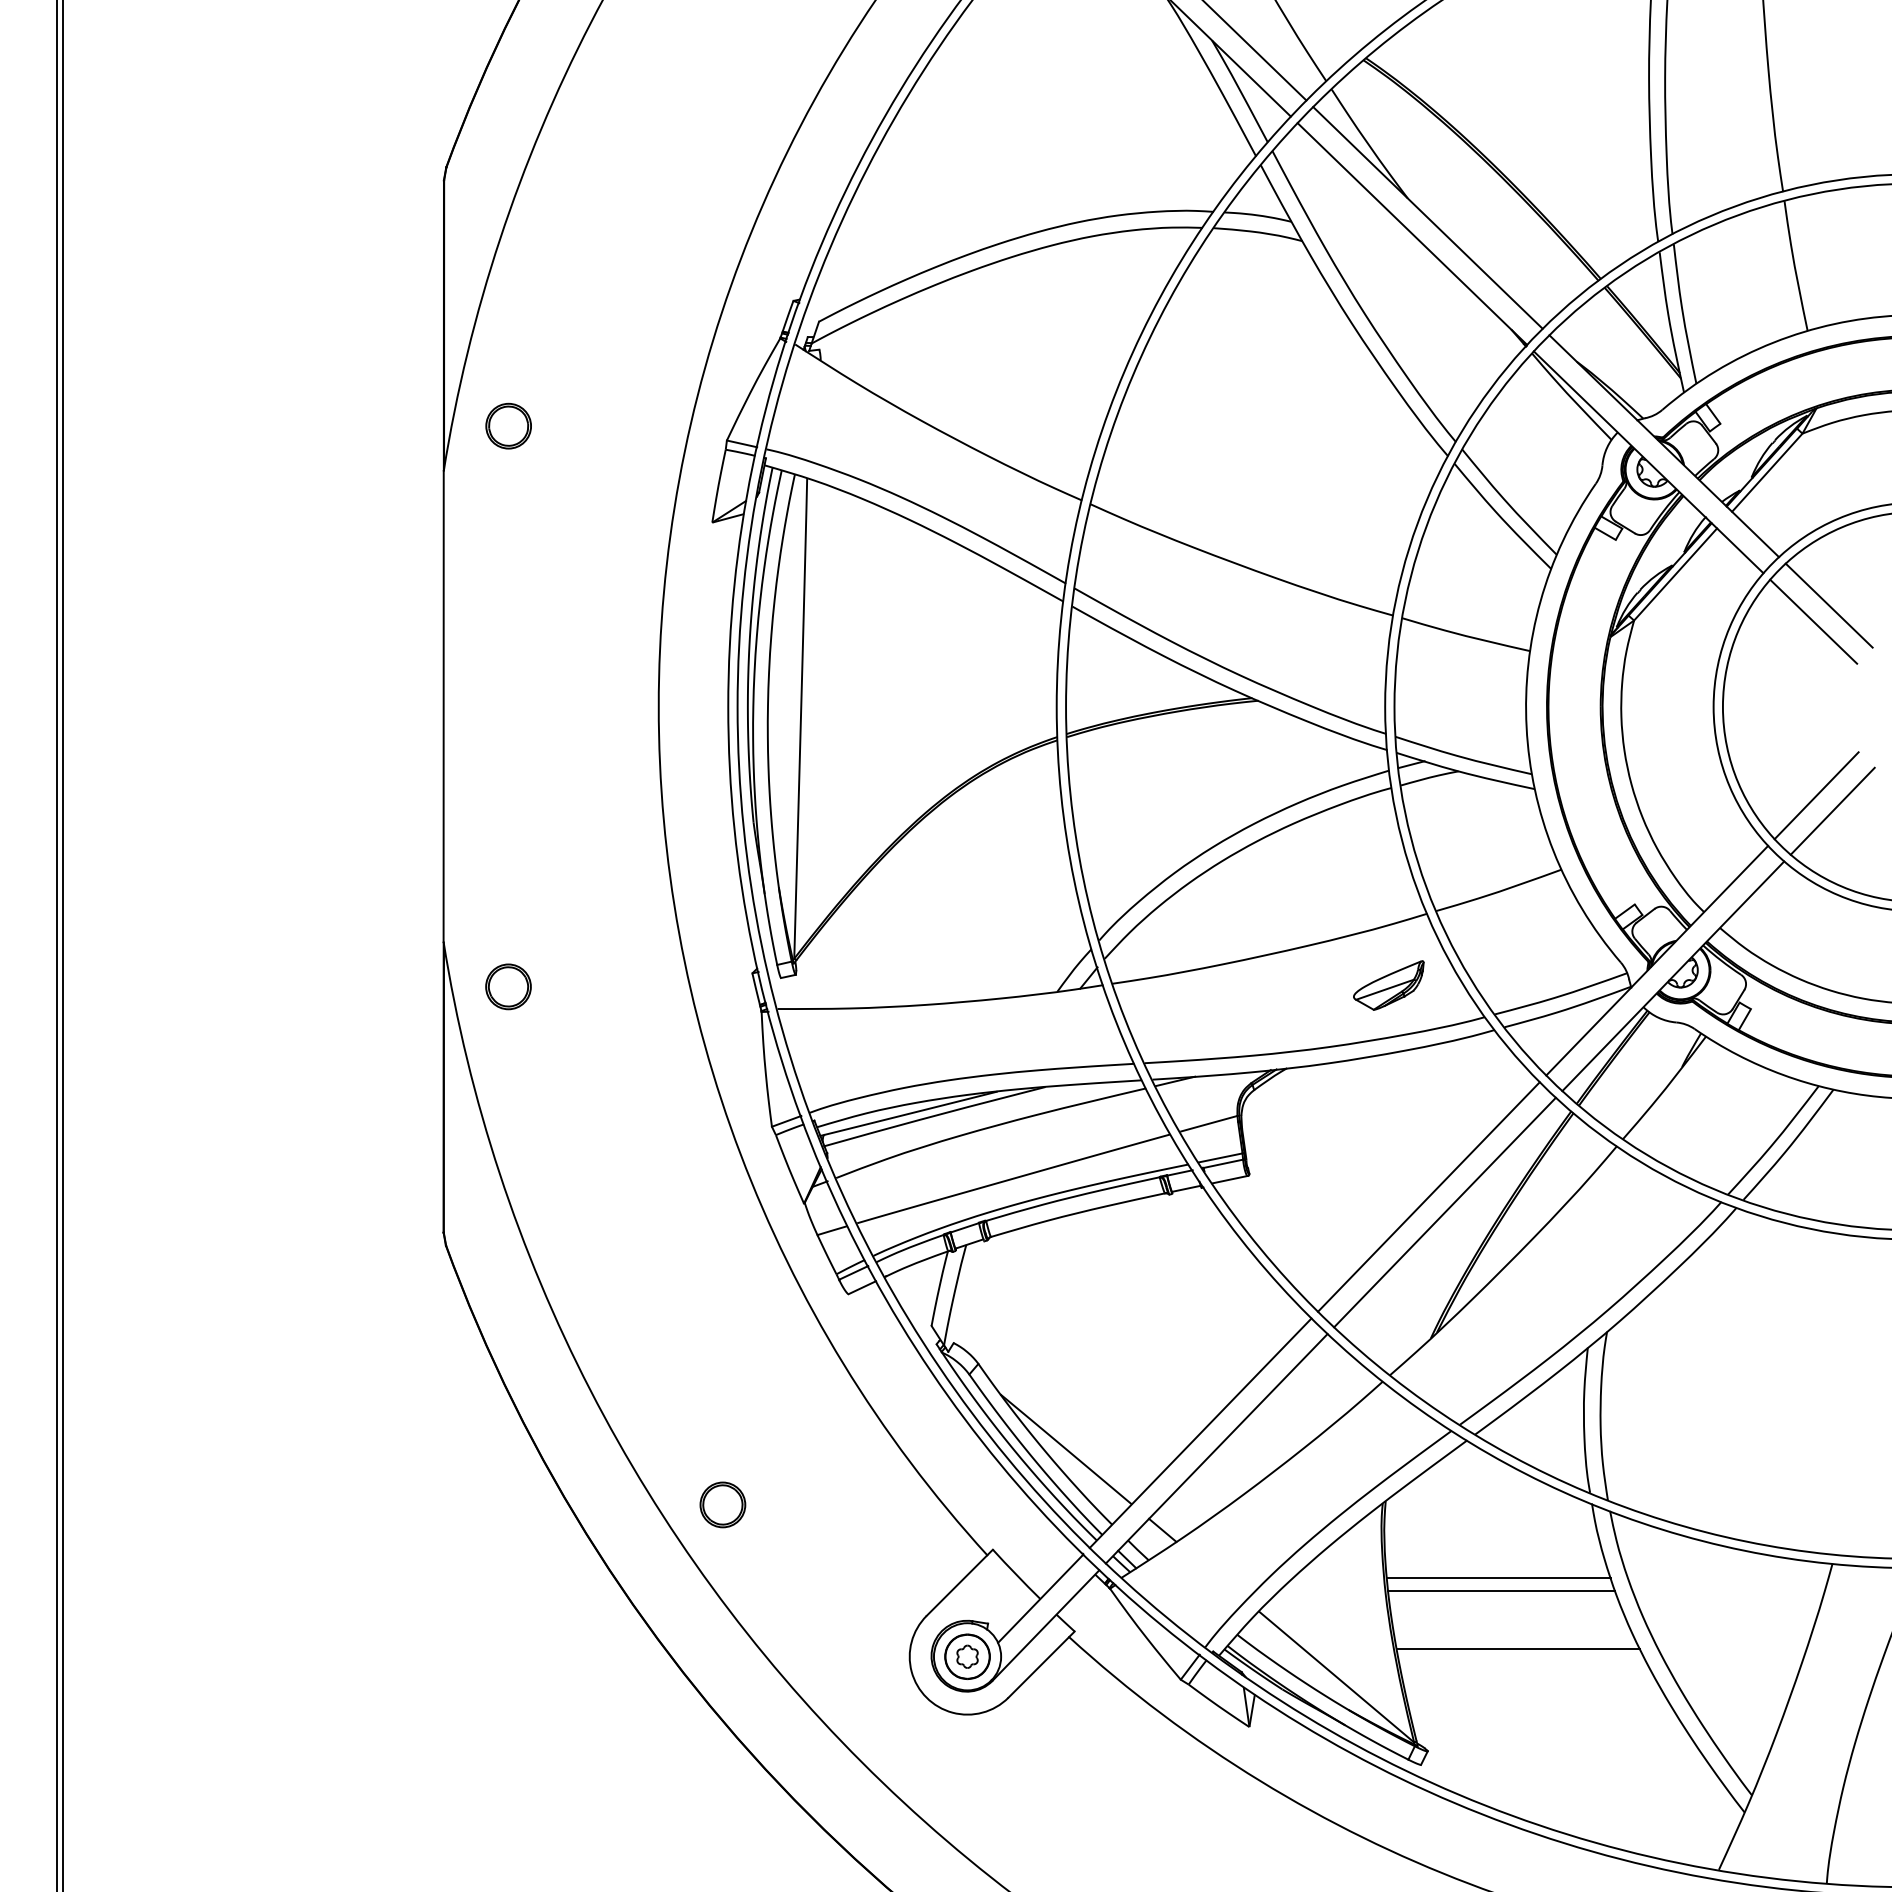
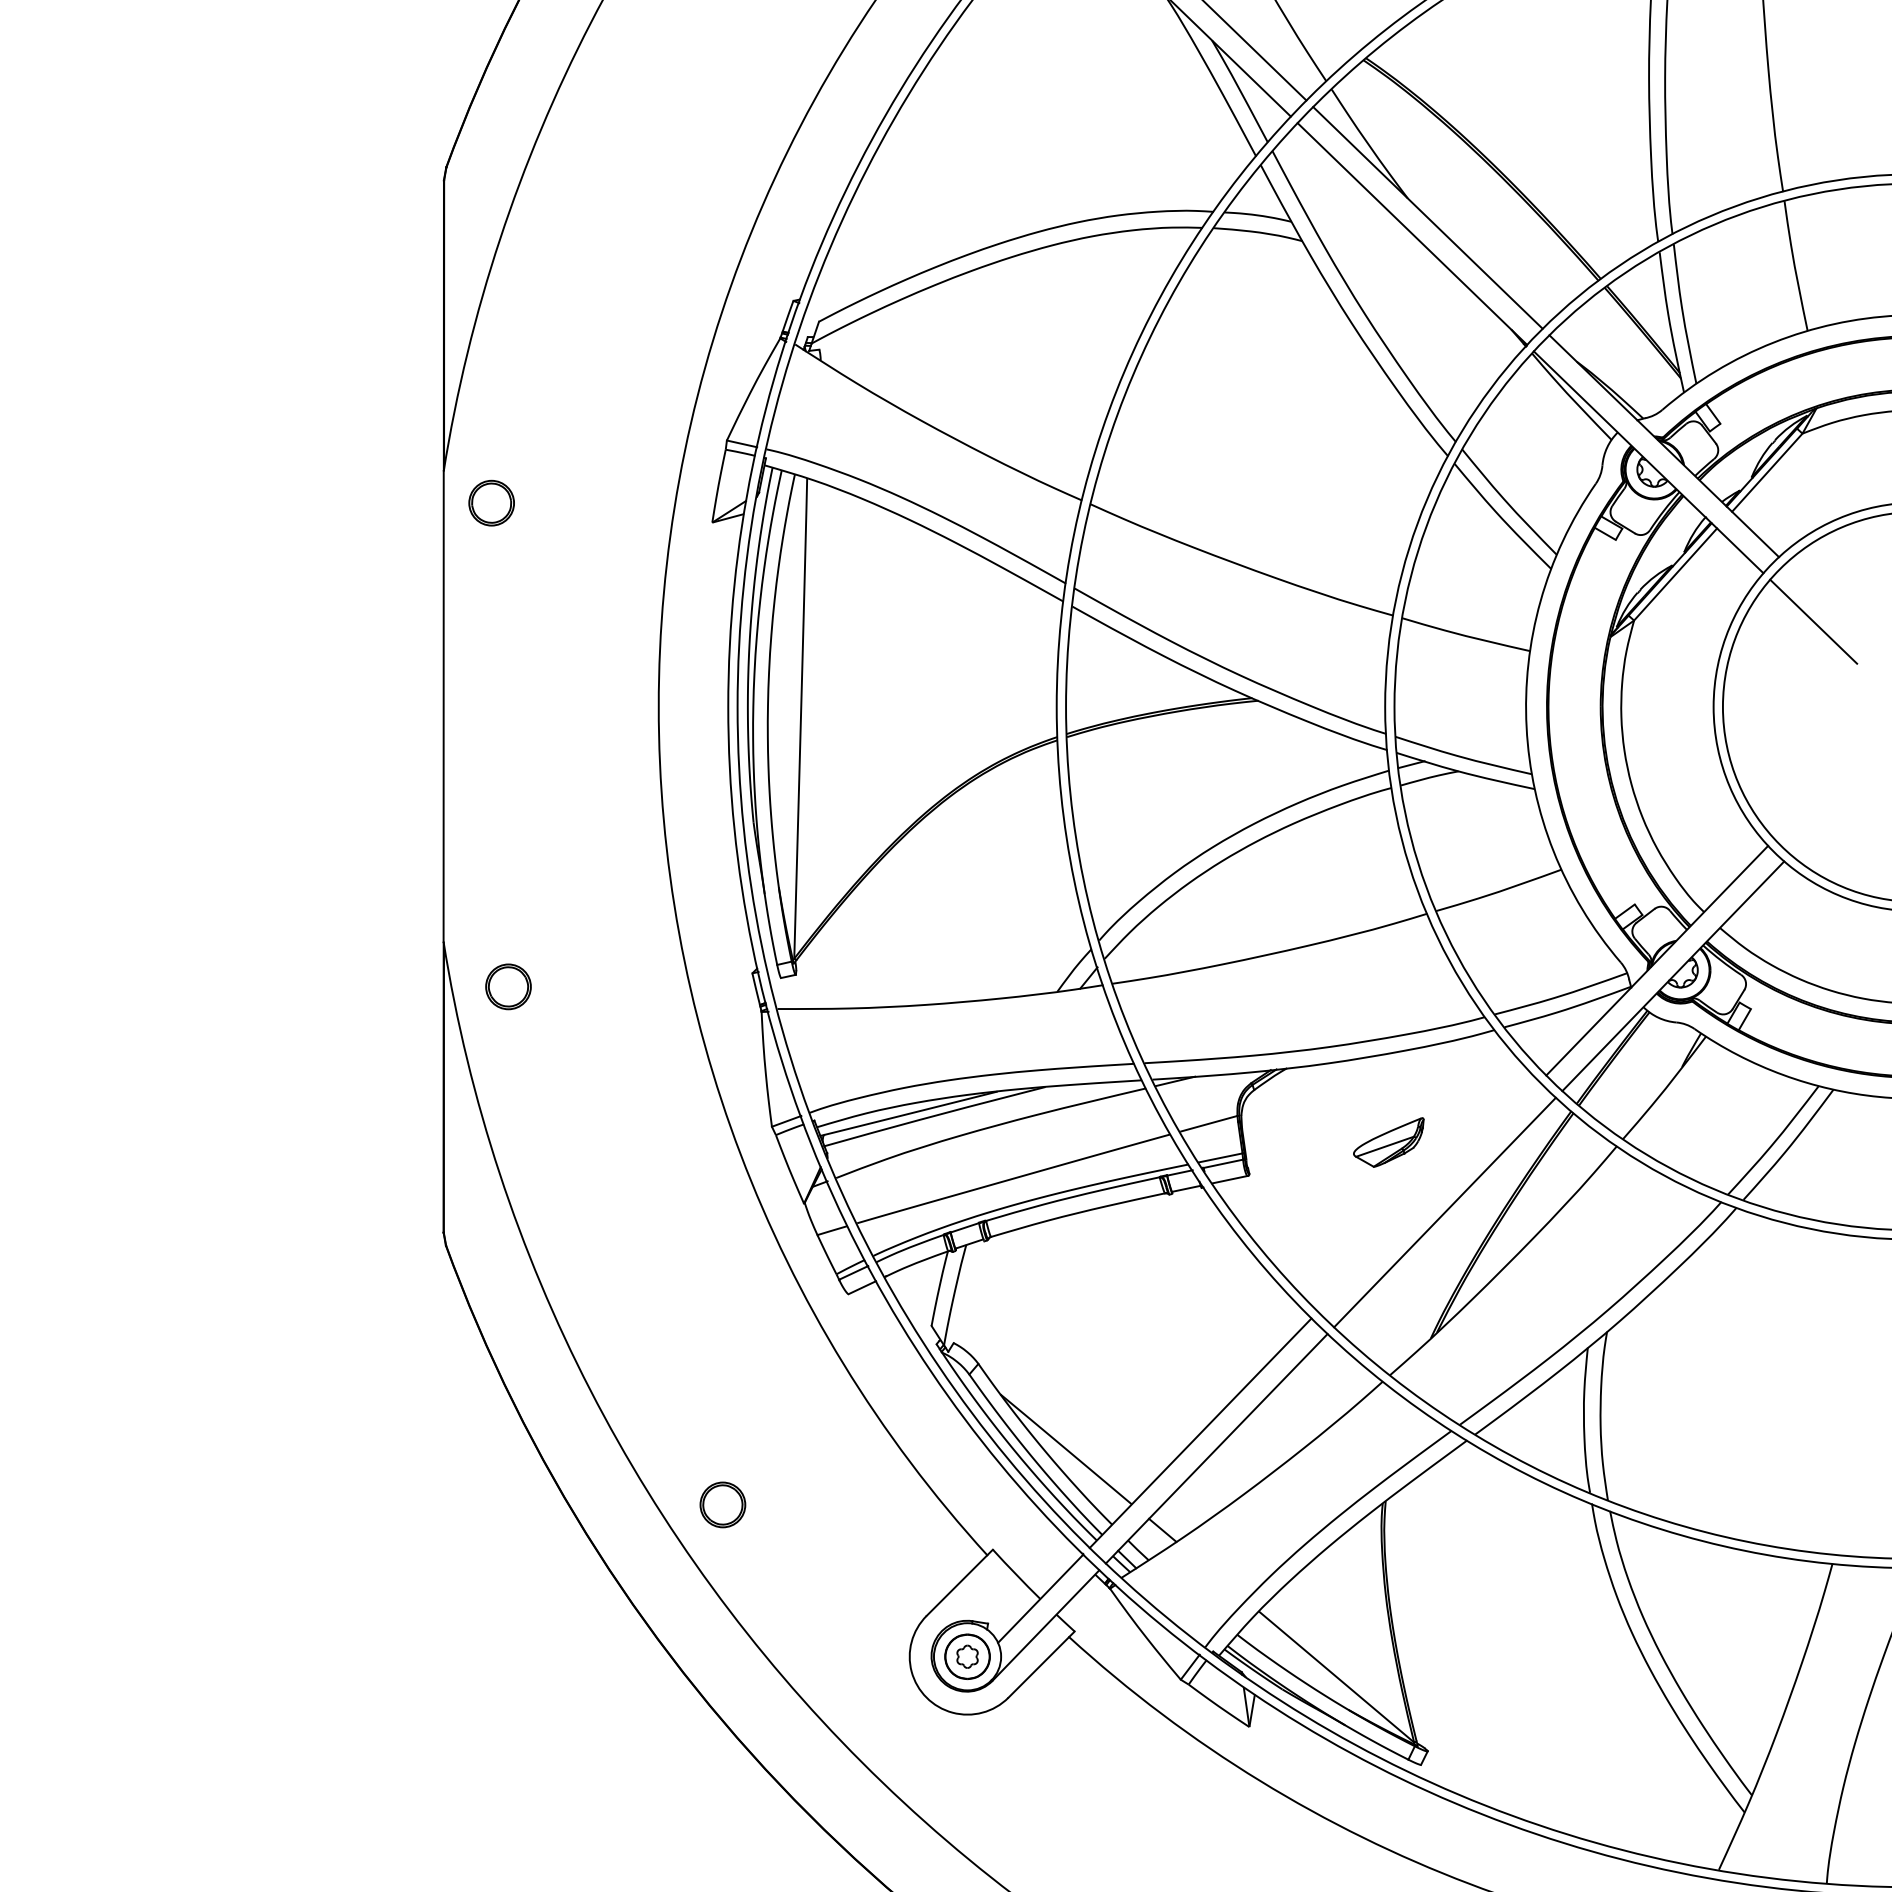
part position: (508, 425) -> (491, 502) (491, 502)
line: present -> none (1828, 605)
line: present -> none (1816, 795)
line: present -> none (1832, 810)
line: present -> none (56, 945)
line: present -> none (63, 945)
part position: (1388, 985) -> (1388, 1142) (1388, 1142)
line: present -> none (1428, 1196)
line: present -> none (1498, 1578)
line: present -> none (1501, 1591)
line: present -> none (1518, 1649)
